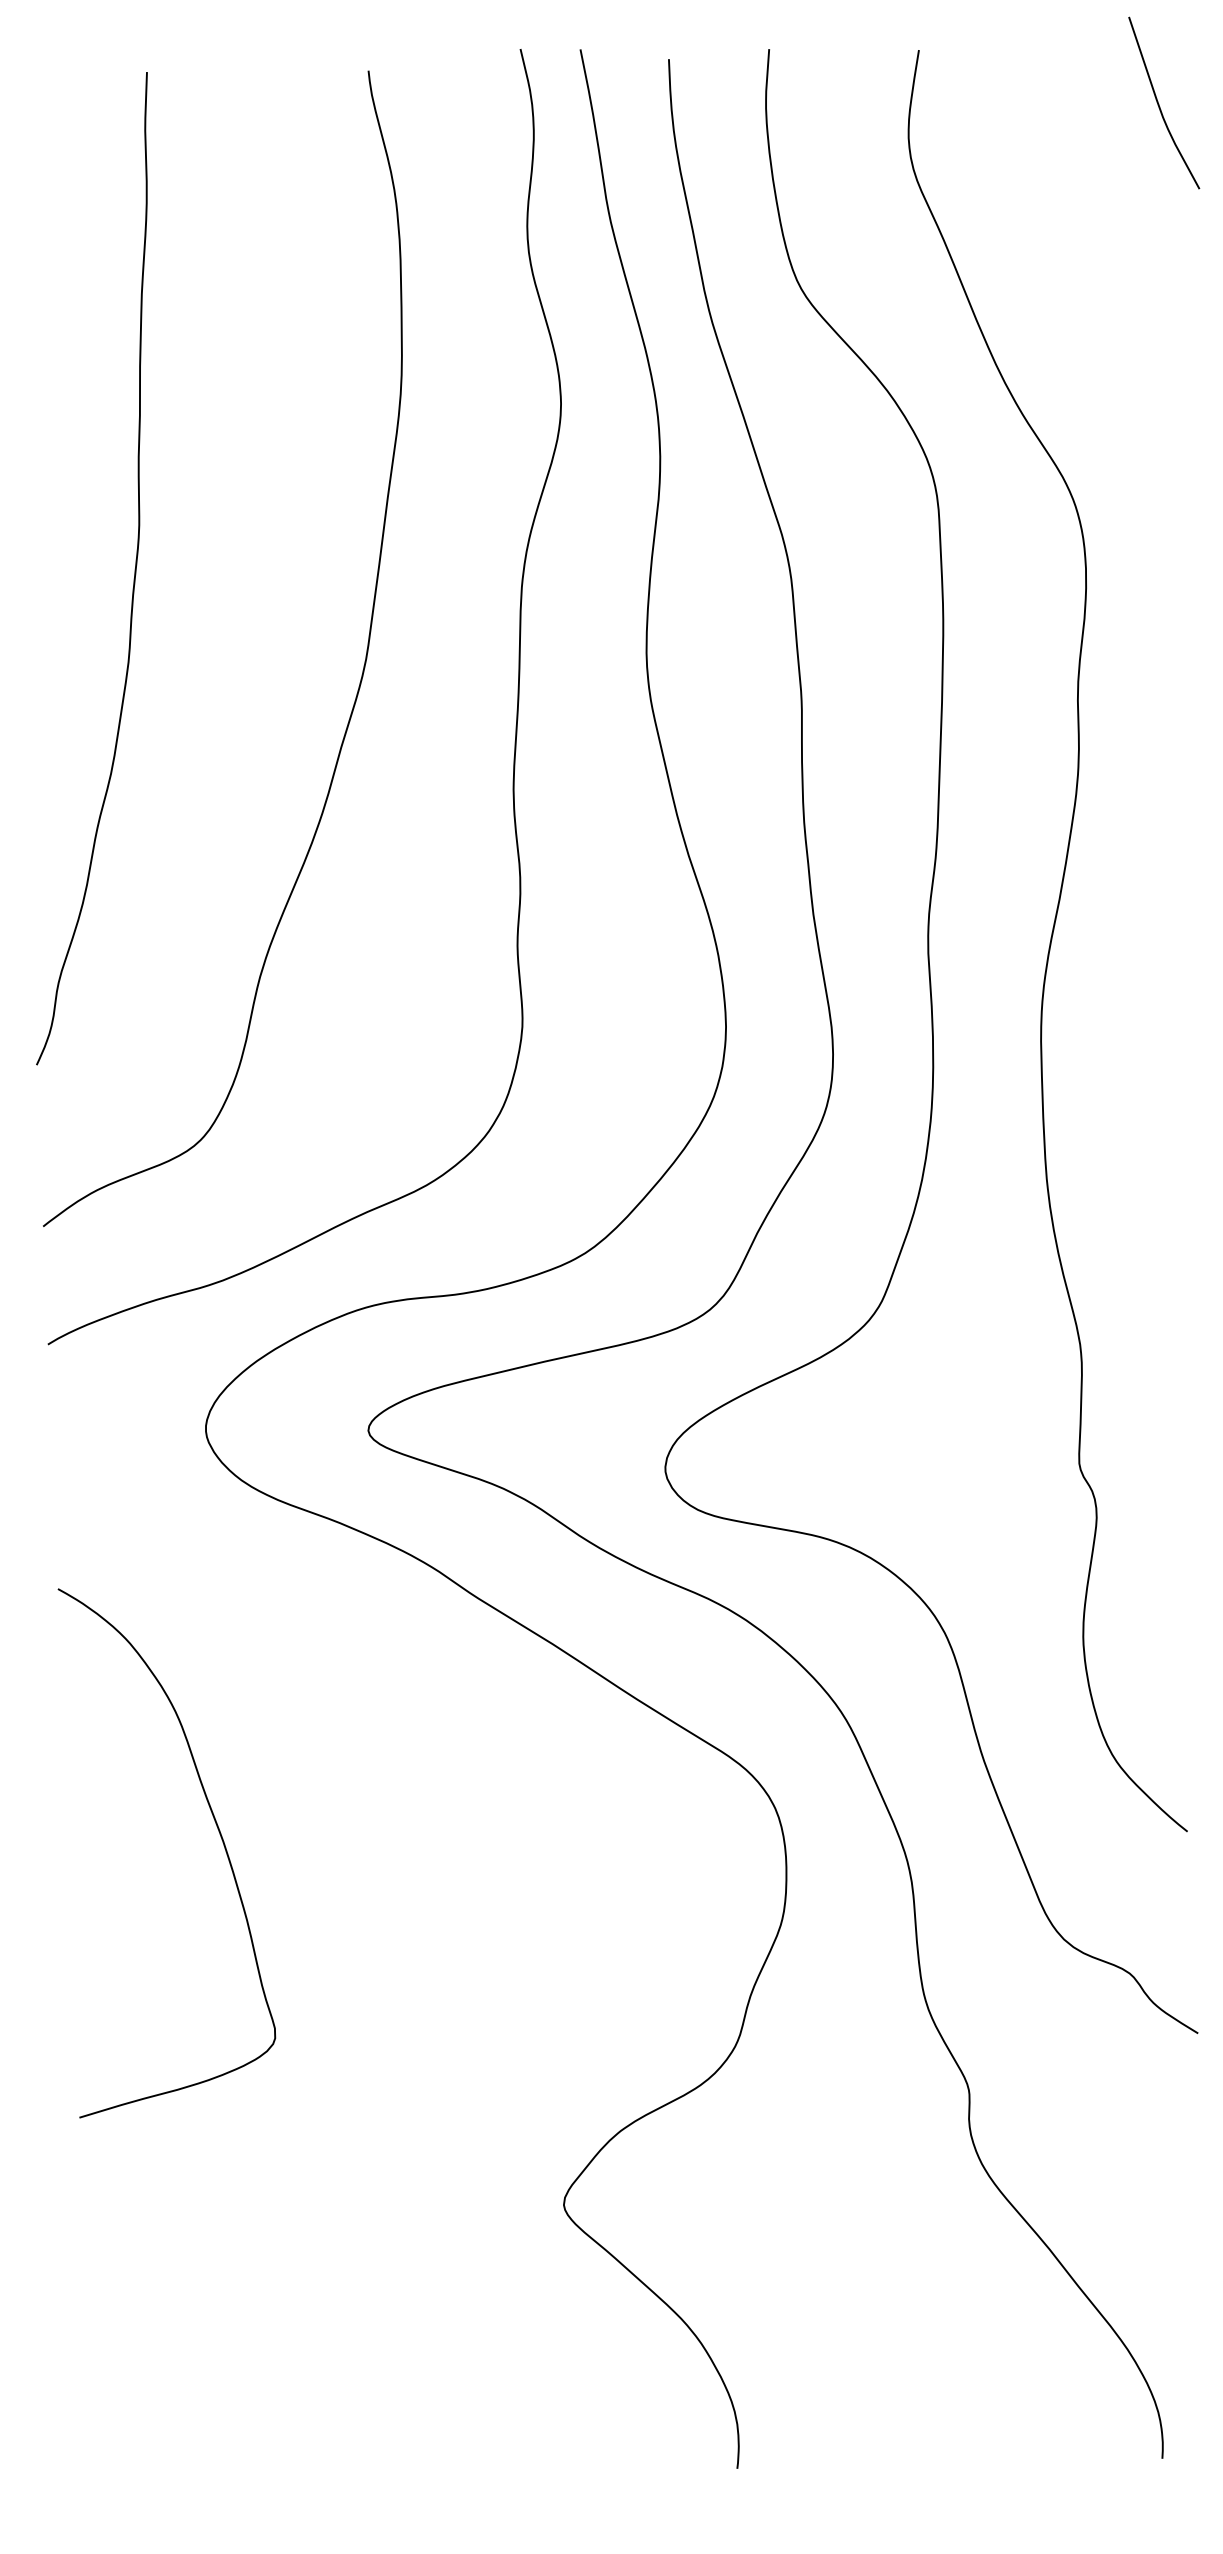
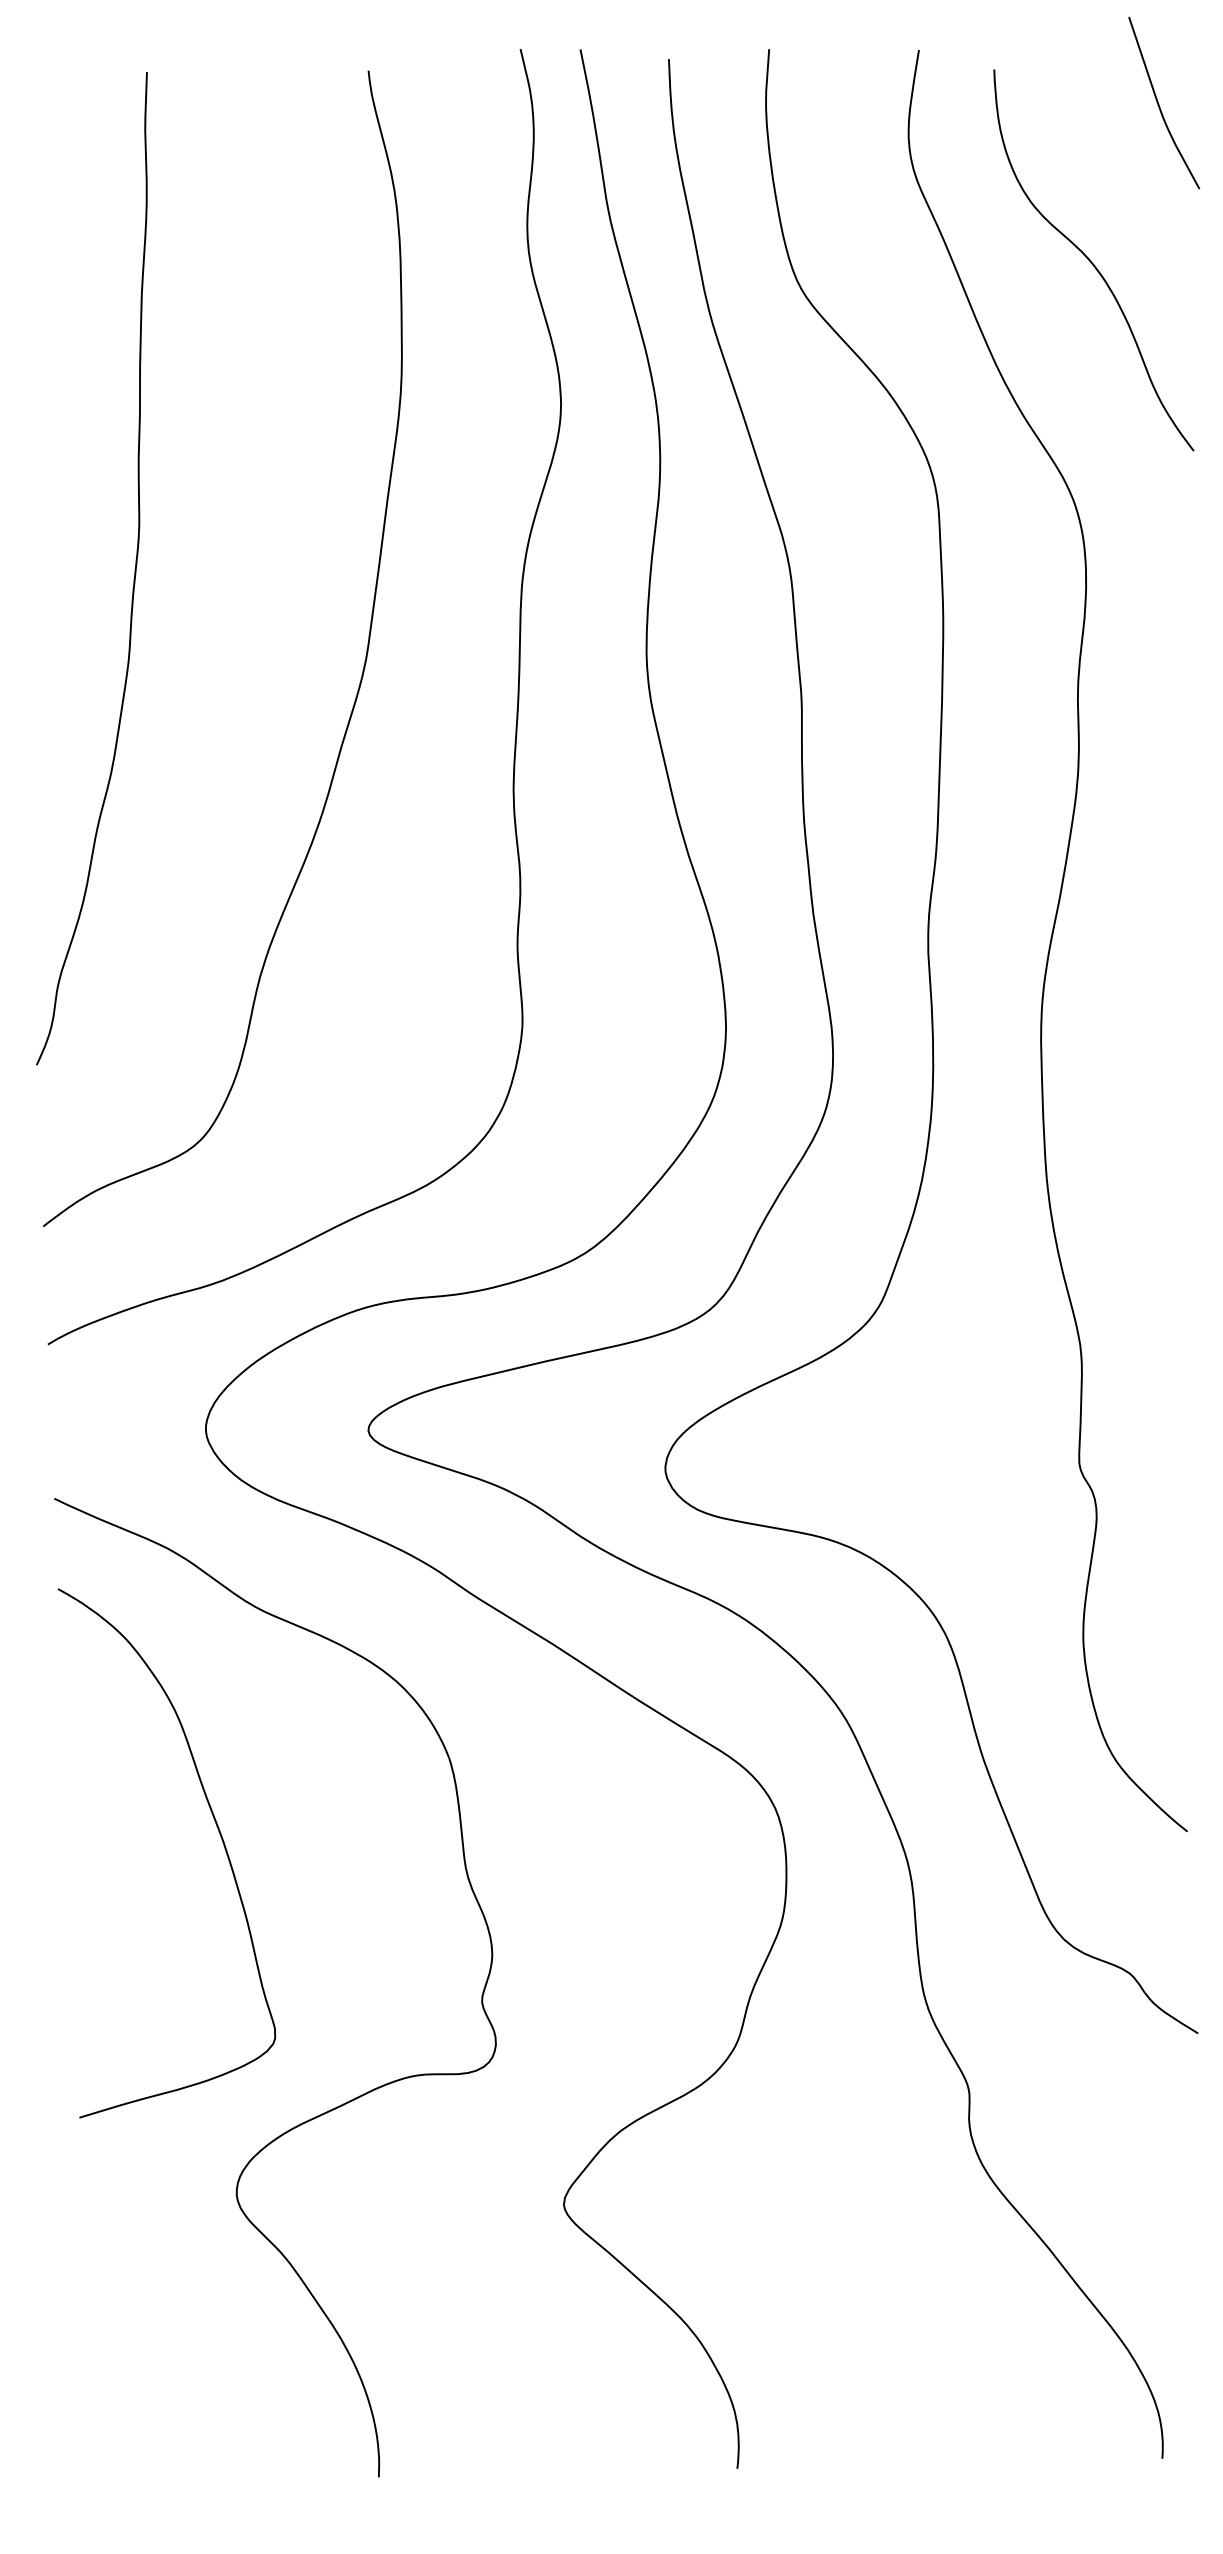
curve: none -> present (1091, 261)
part: none -> present (334, 2107)
